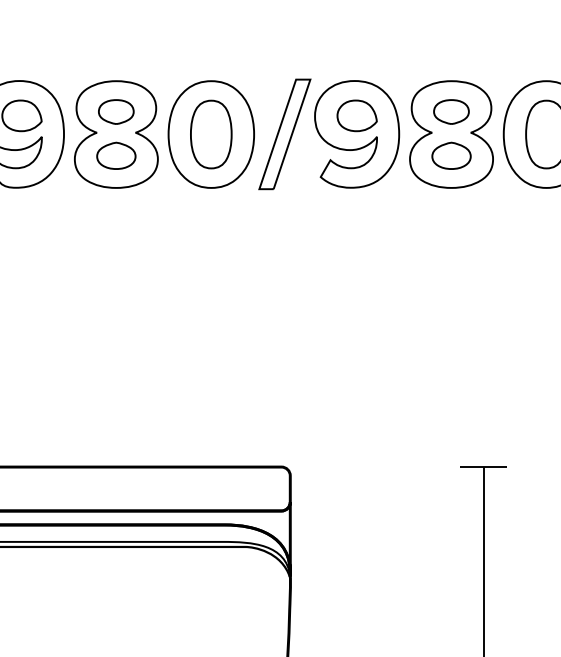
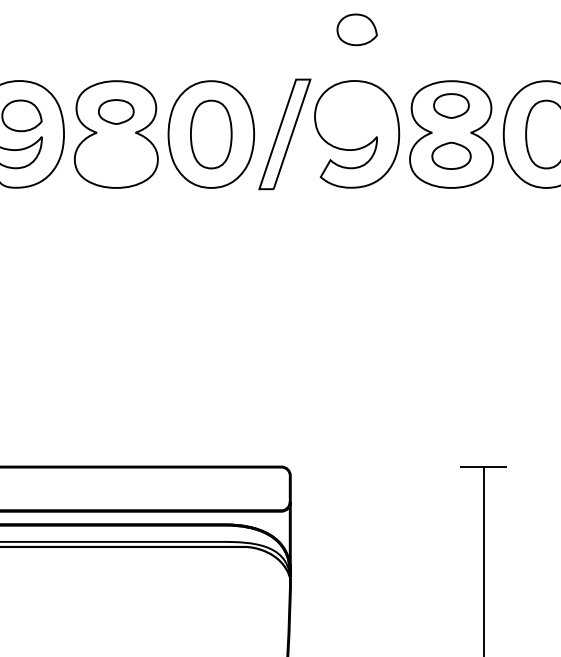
part position: (451, 111) -> (451, 105) (451, 105)
part position: (356, 115) -> (356, 29) (356, 29)
part: present -> none (116, 155)
